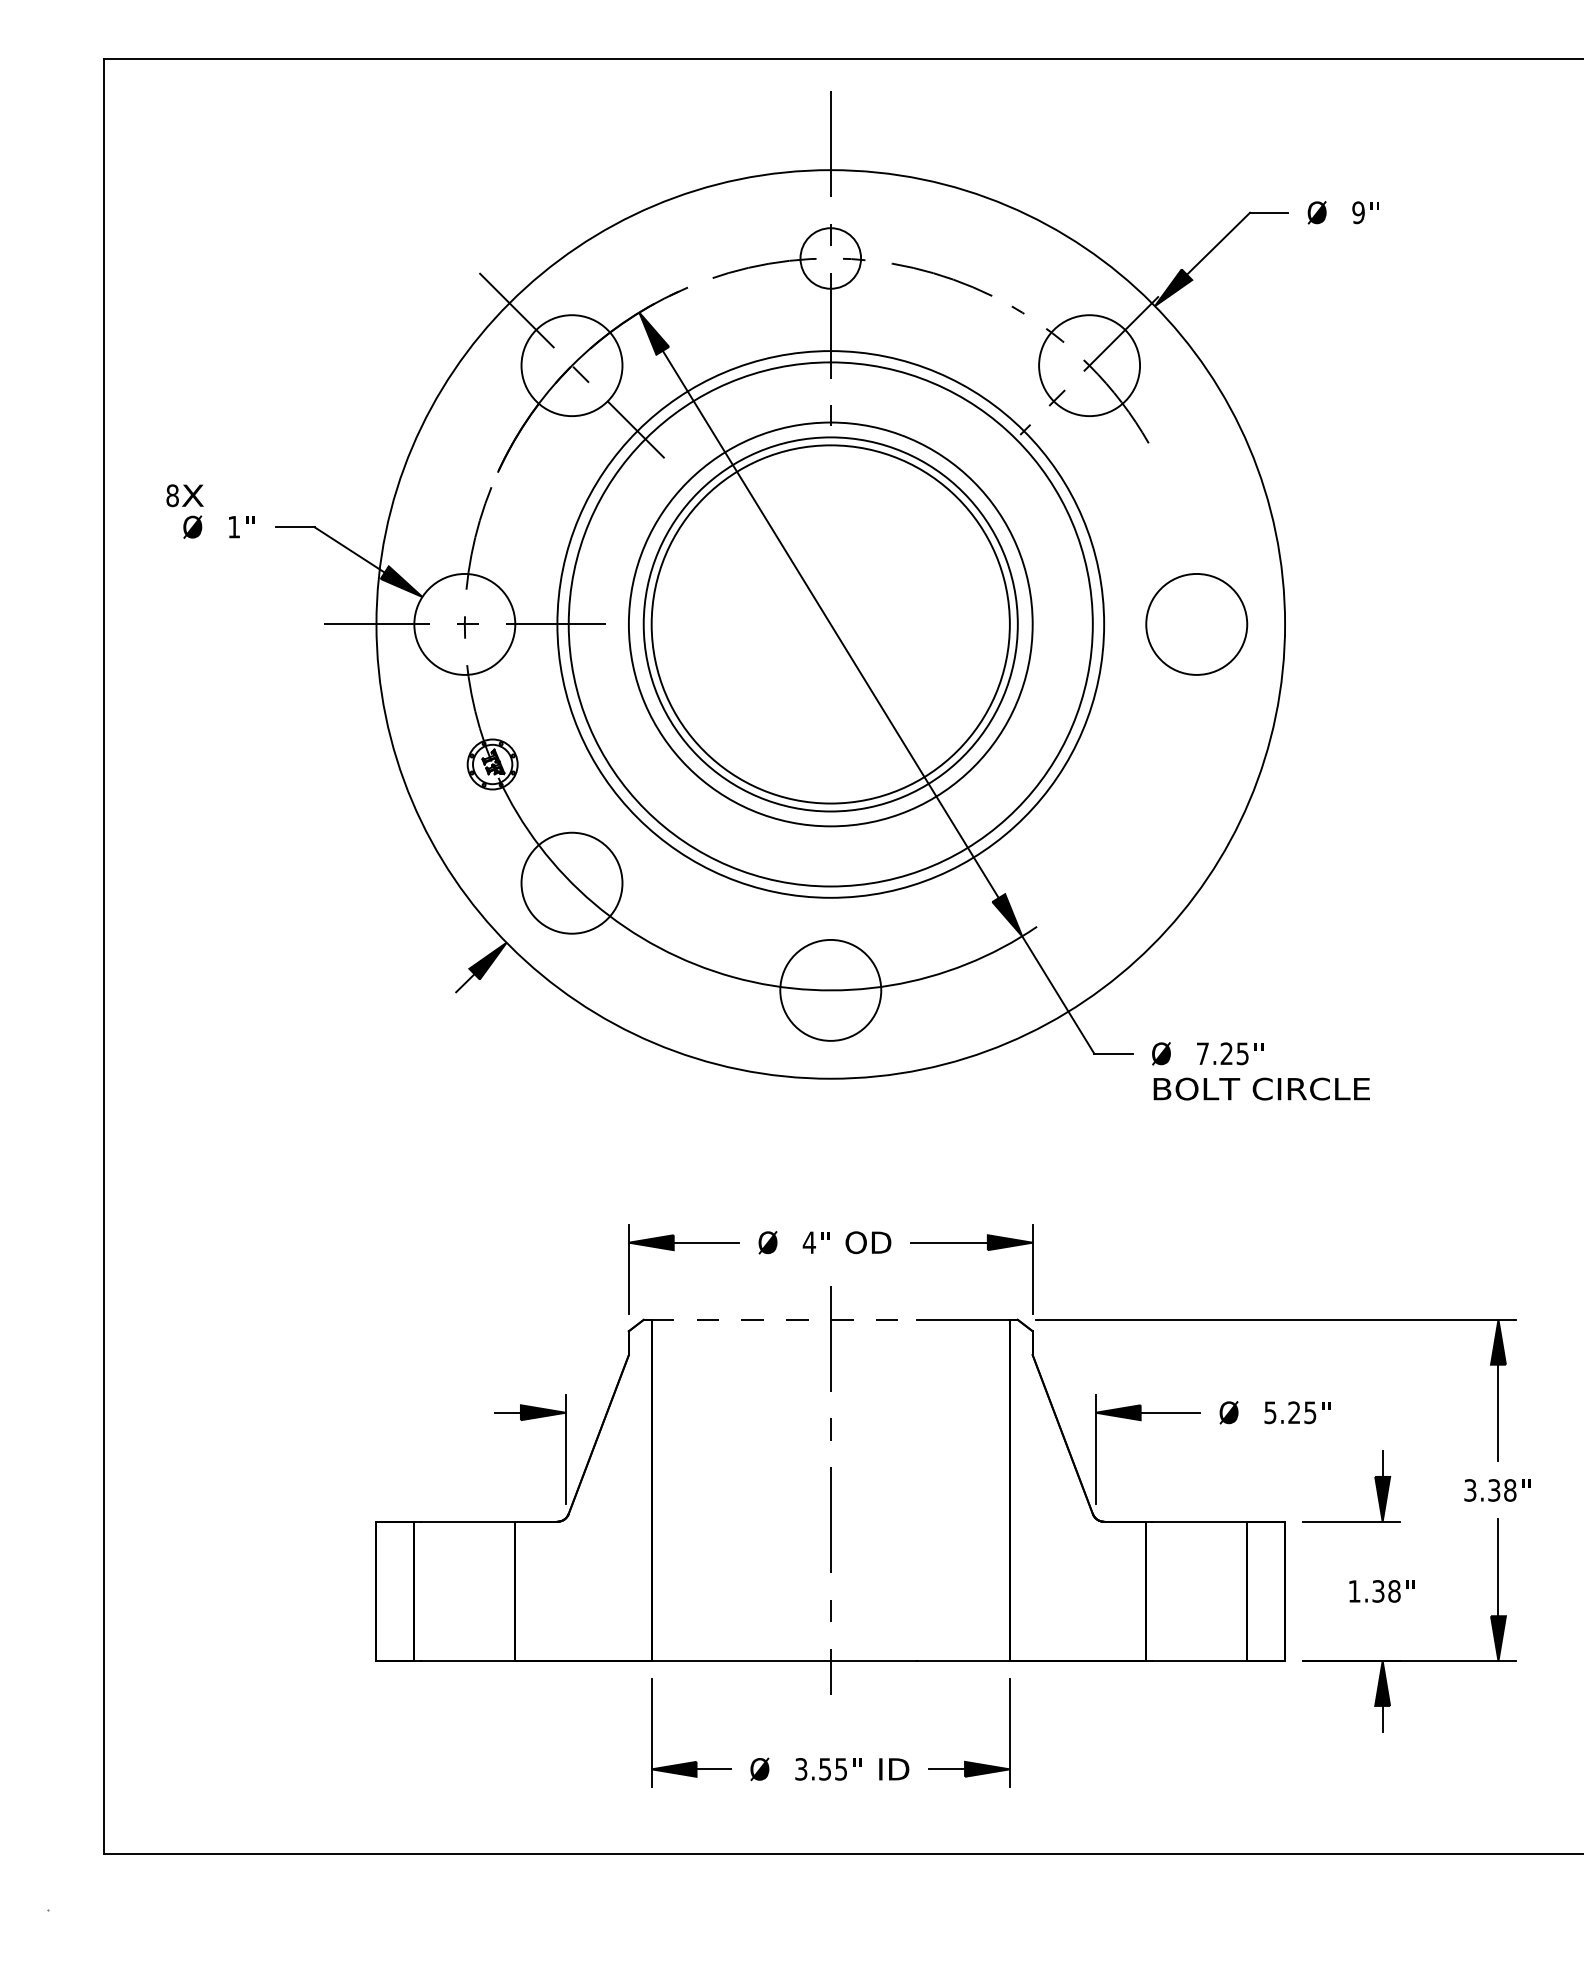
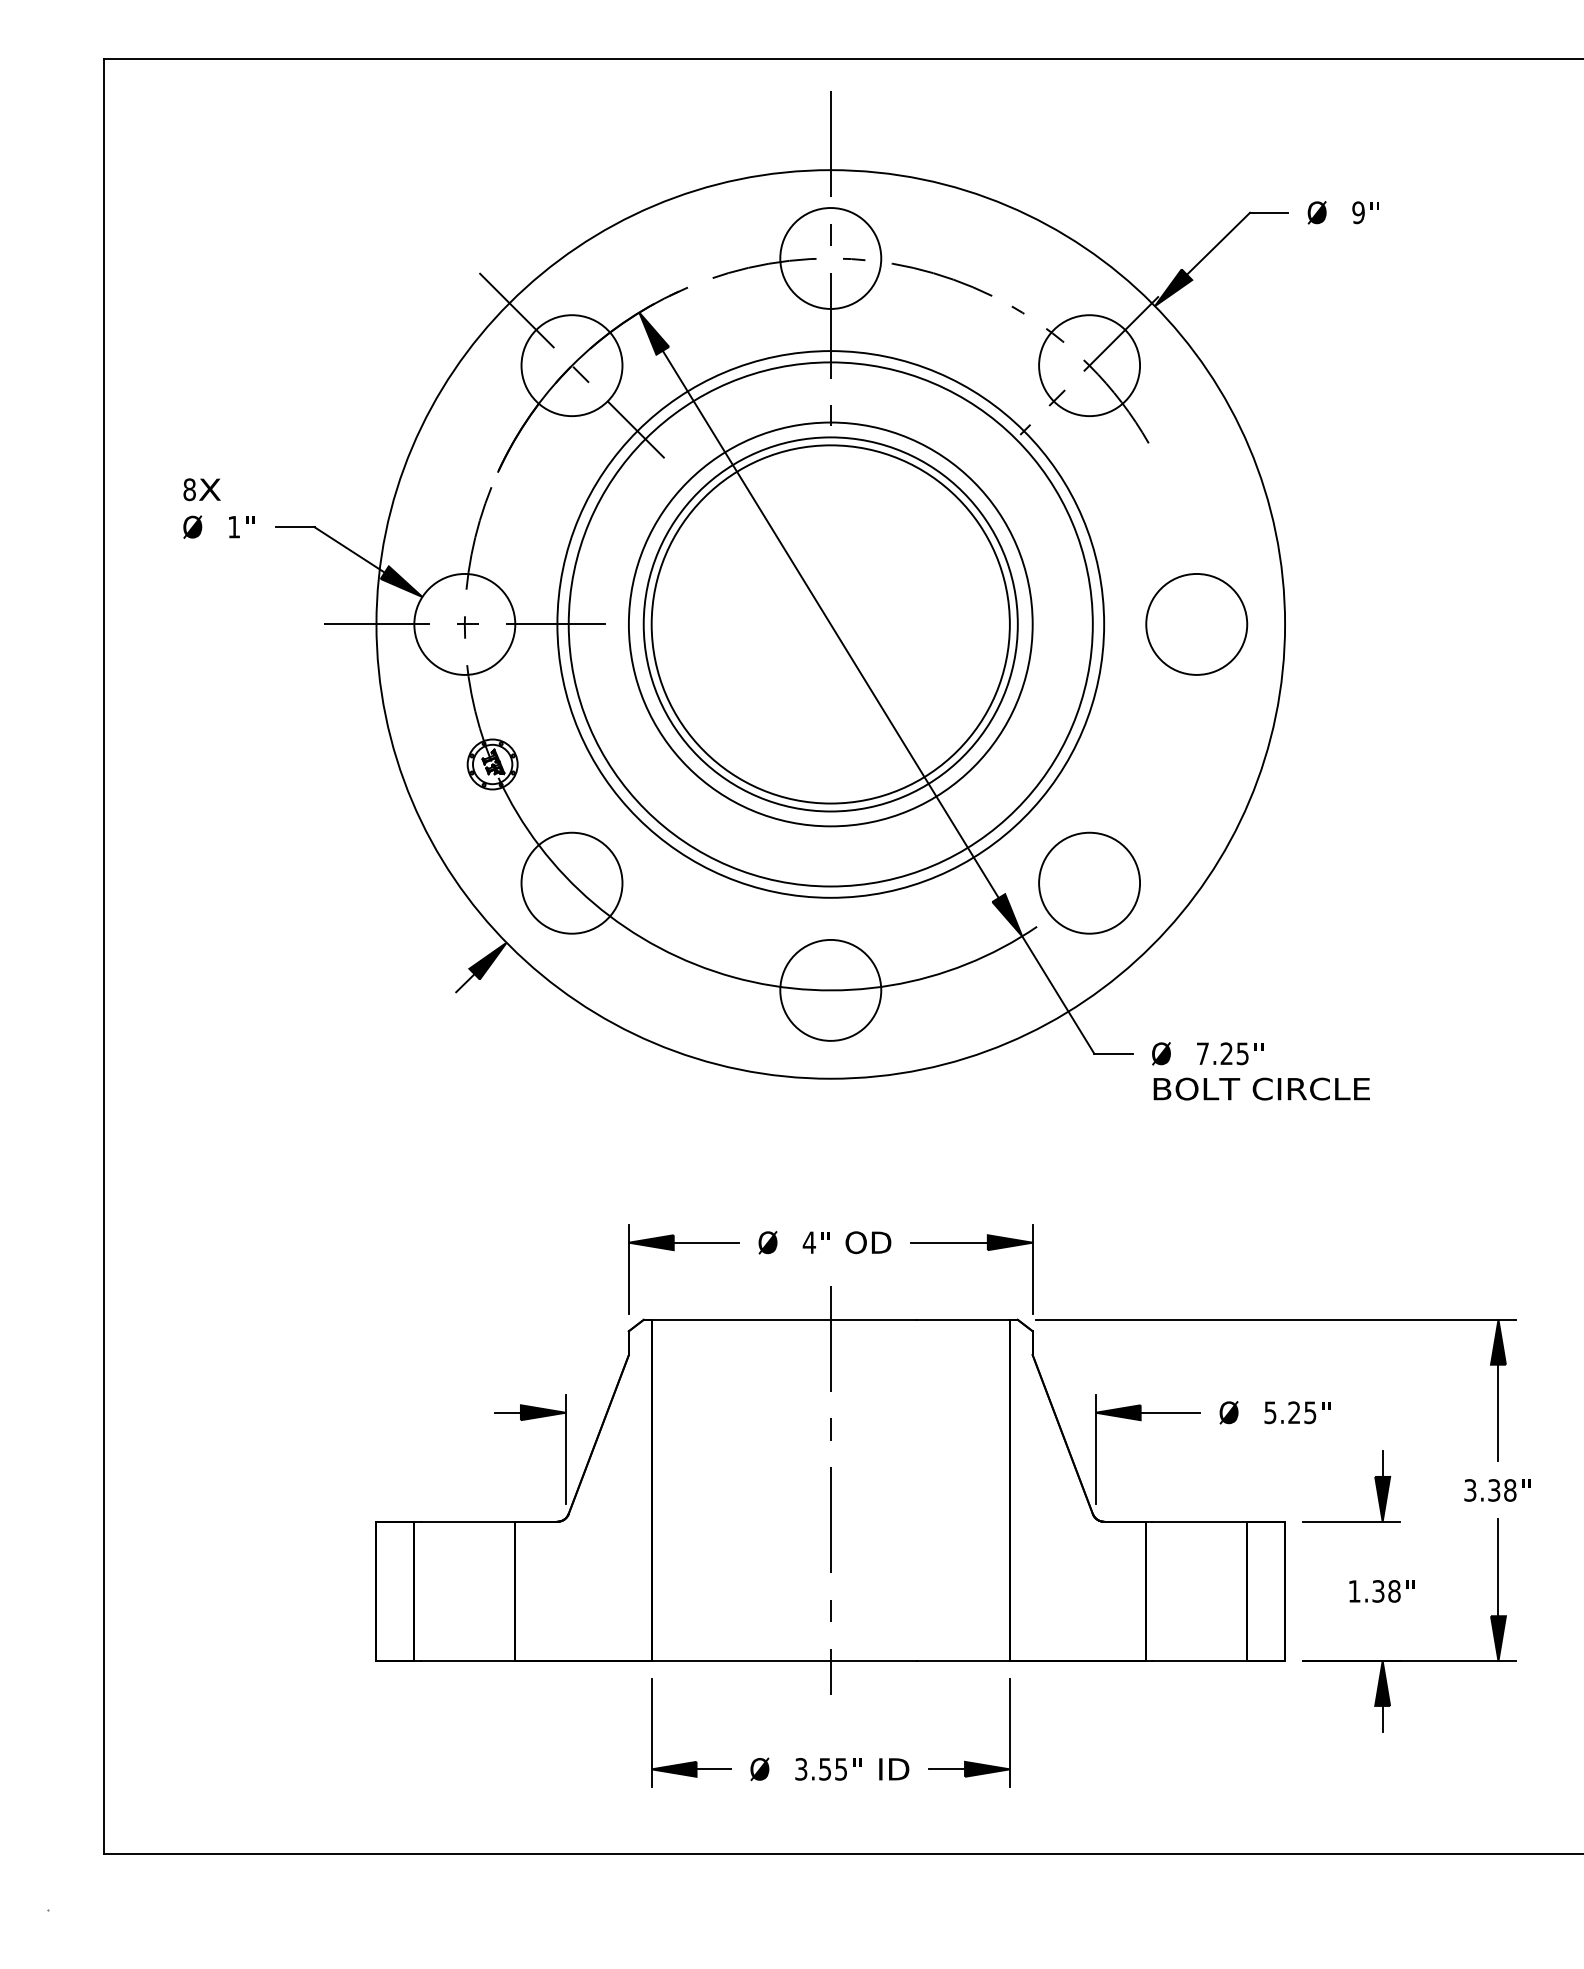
circle diameter: 61 px -> 101 px (830, 258)
text position: (184, 495) -> (201, 489) (201, 489)
circle: none -> present (1089, 882)
line: dashed -> solid (784, 1319)
